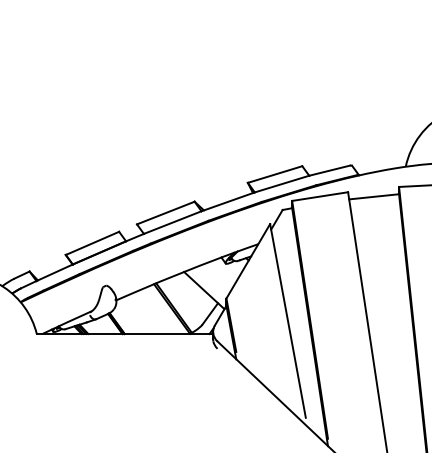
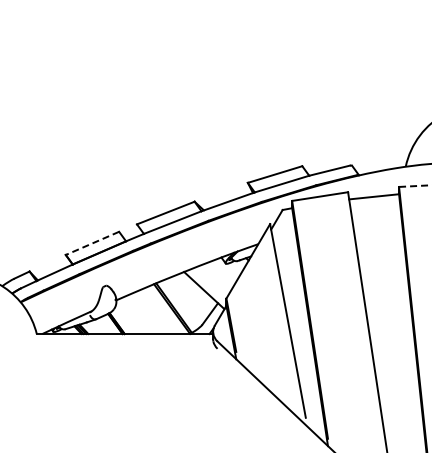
line: solid -> dashed (415, 186)
line: solid -> dashed (92, 243)
